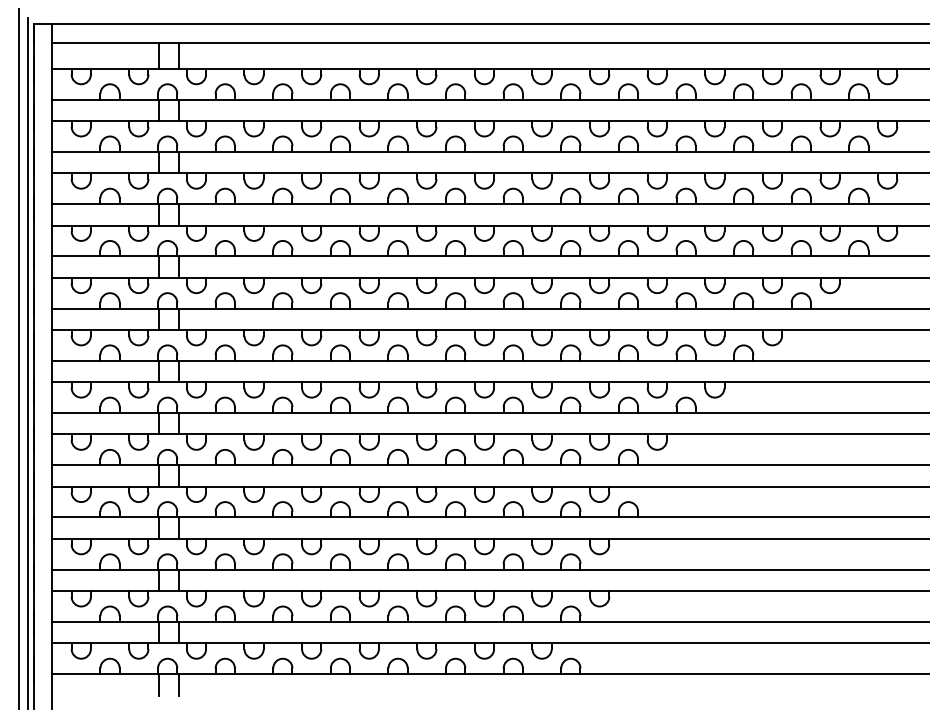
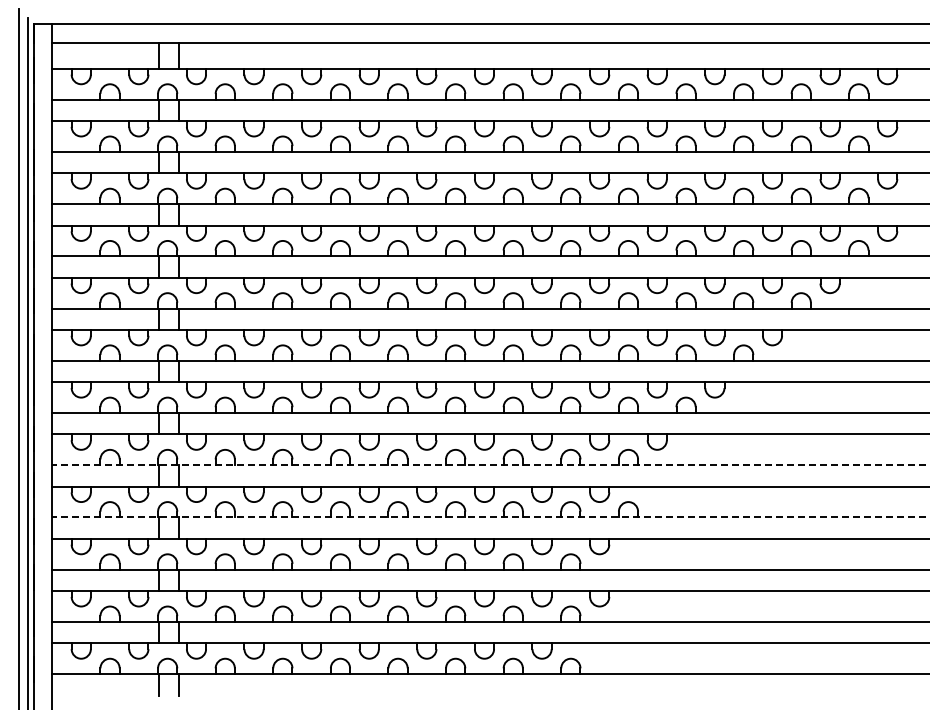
line: solid -> dashed (490, 465)
line: solid -> dashed (490, 517)
